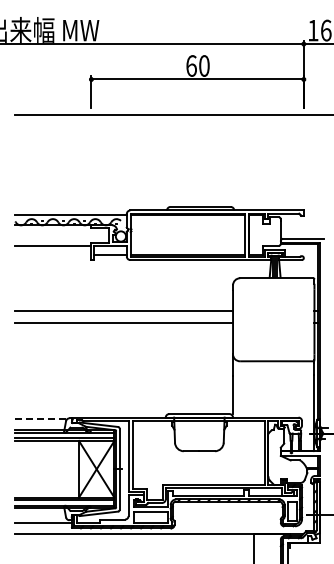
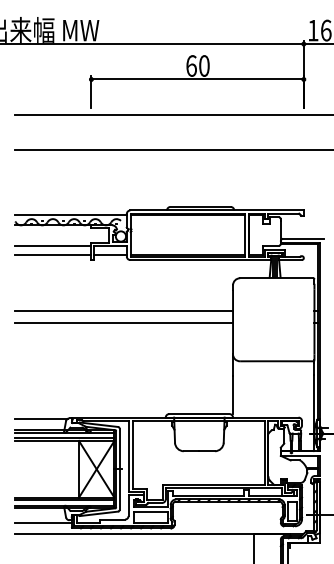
line: none -> present (172, 150)
line: none -> present (53, 255)
line: dashed -> solid (42, 418)
